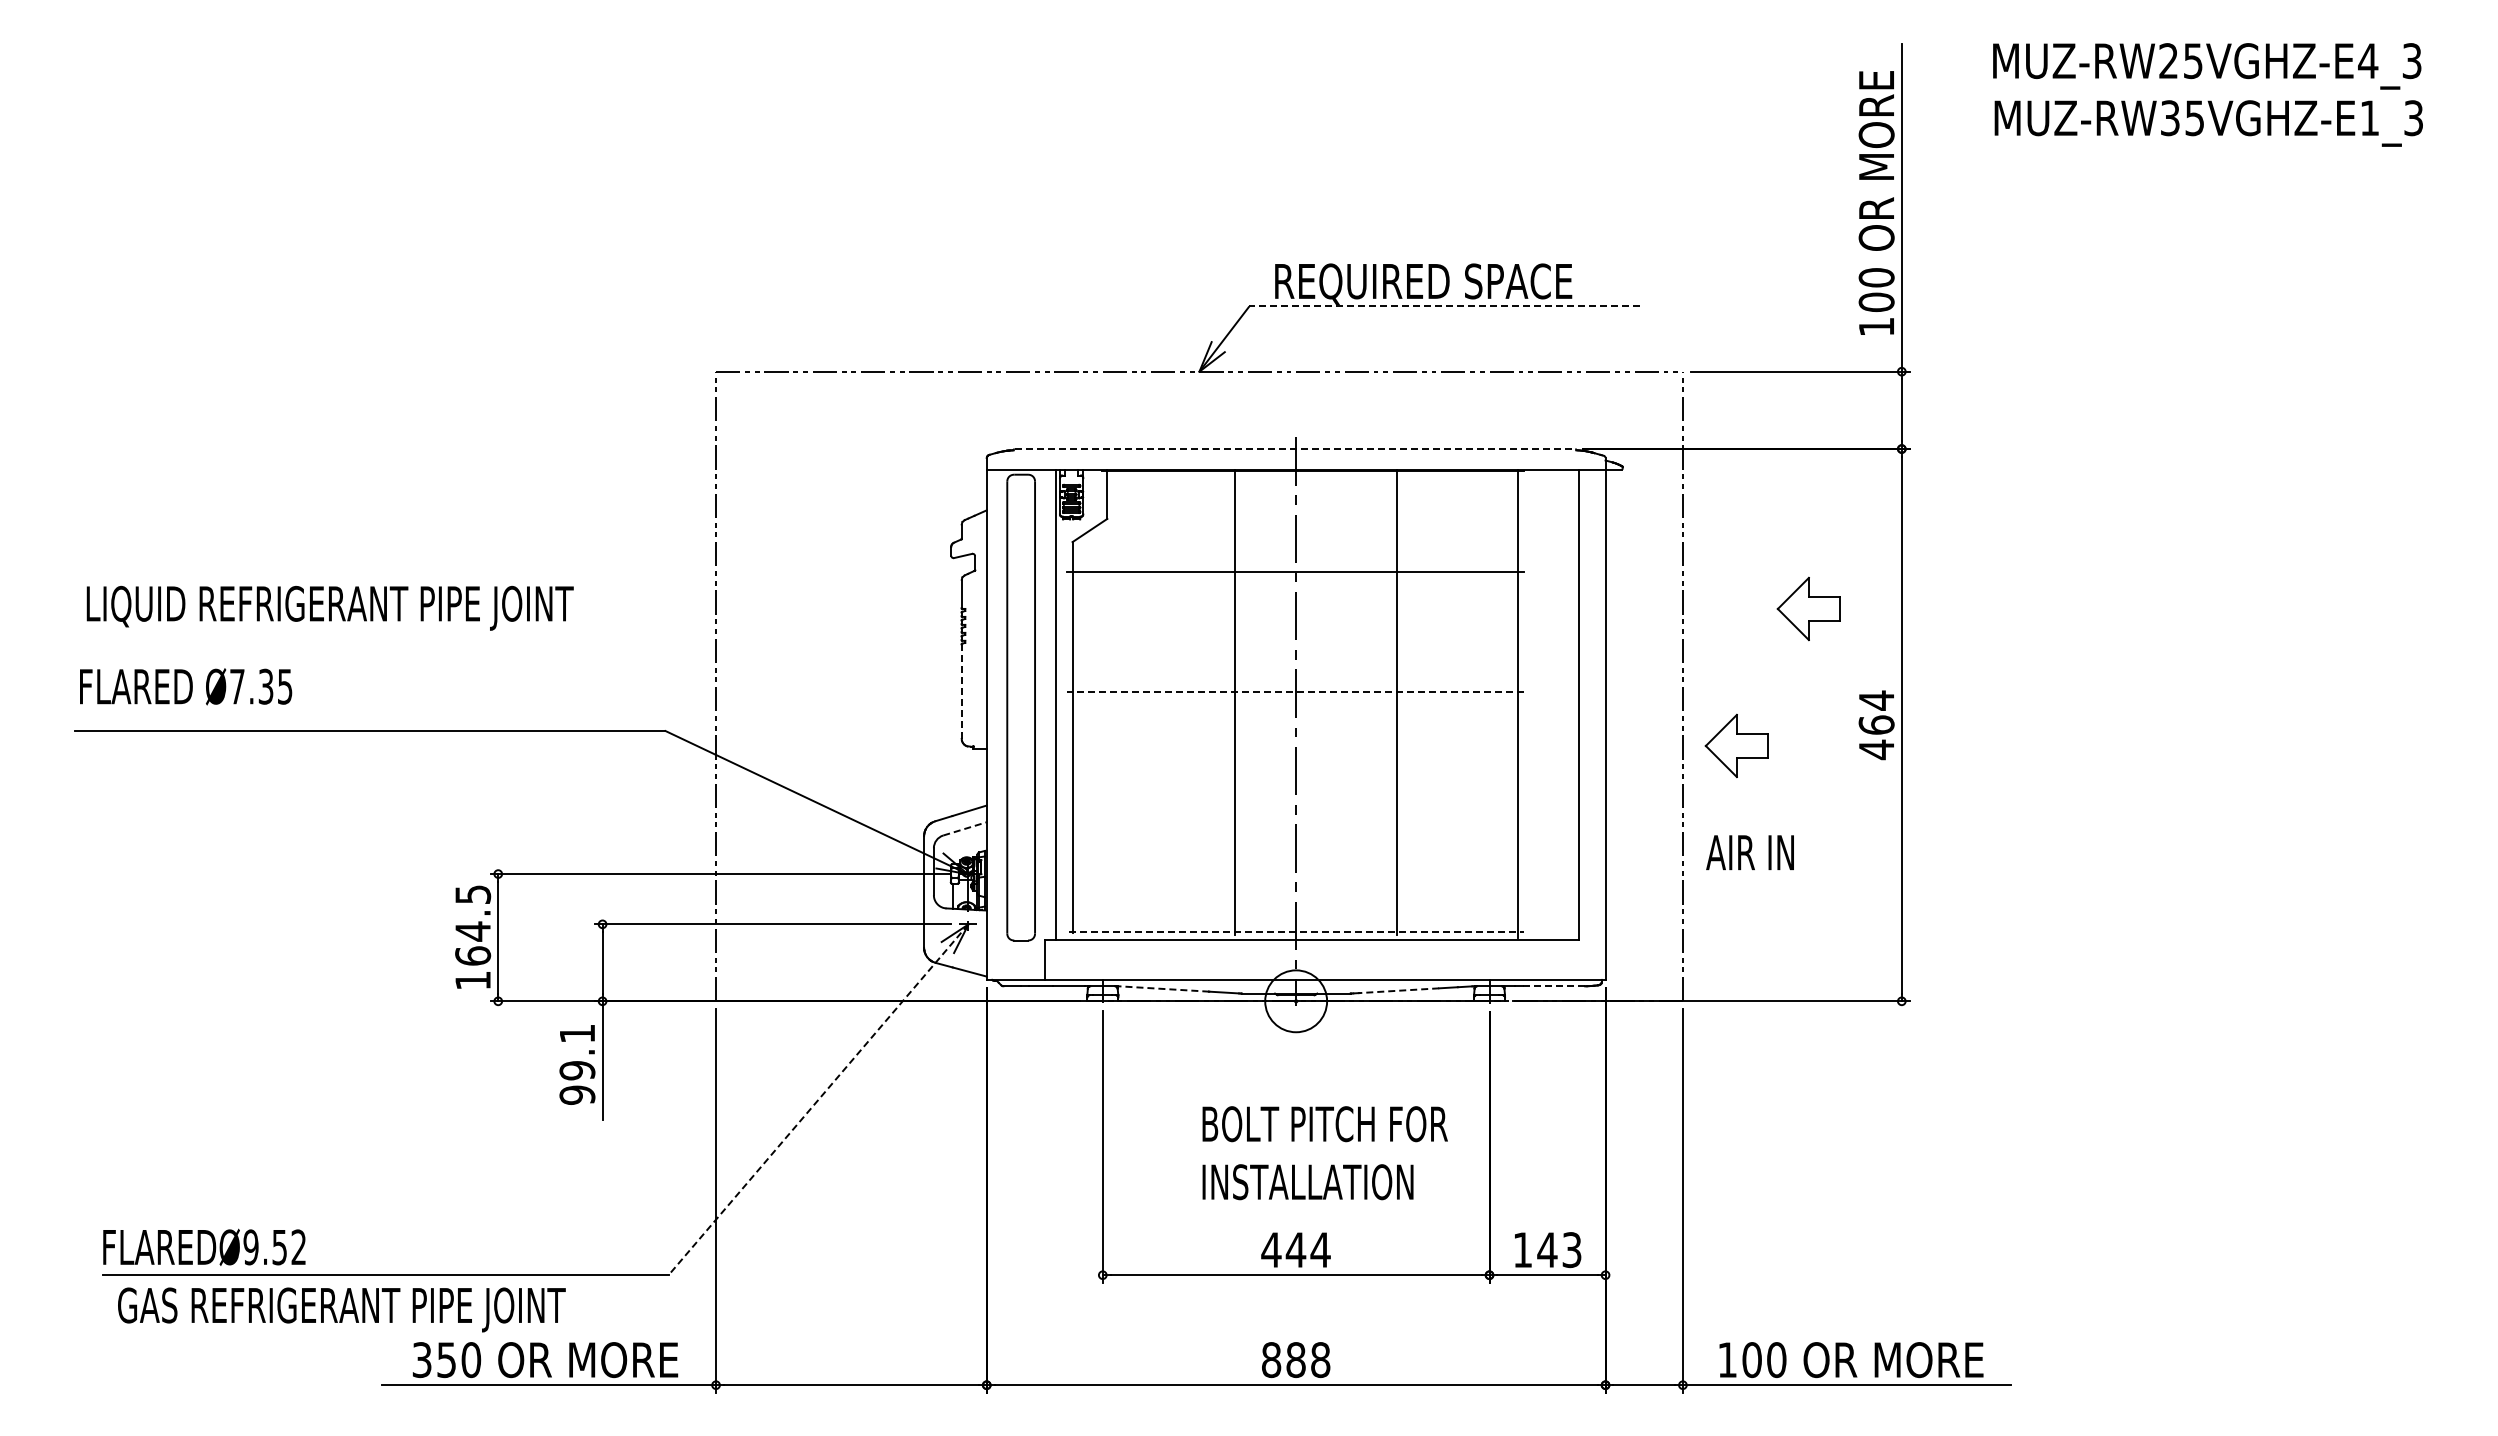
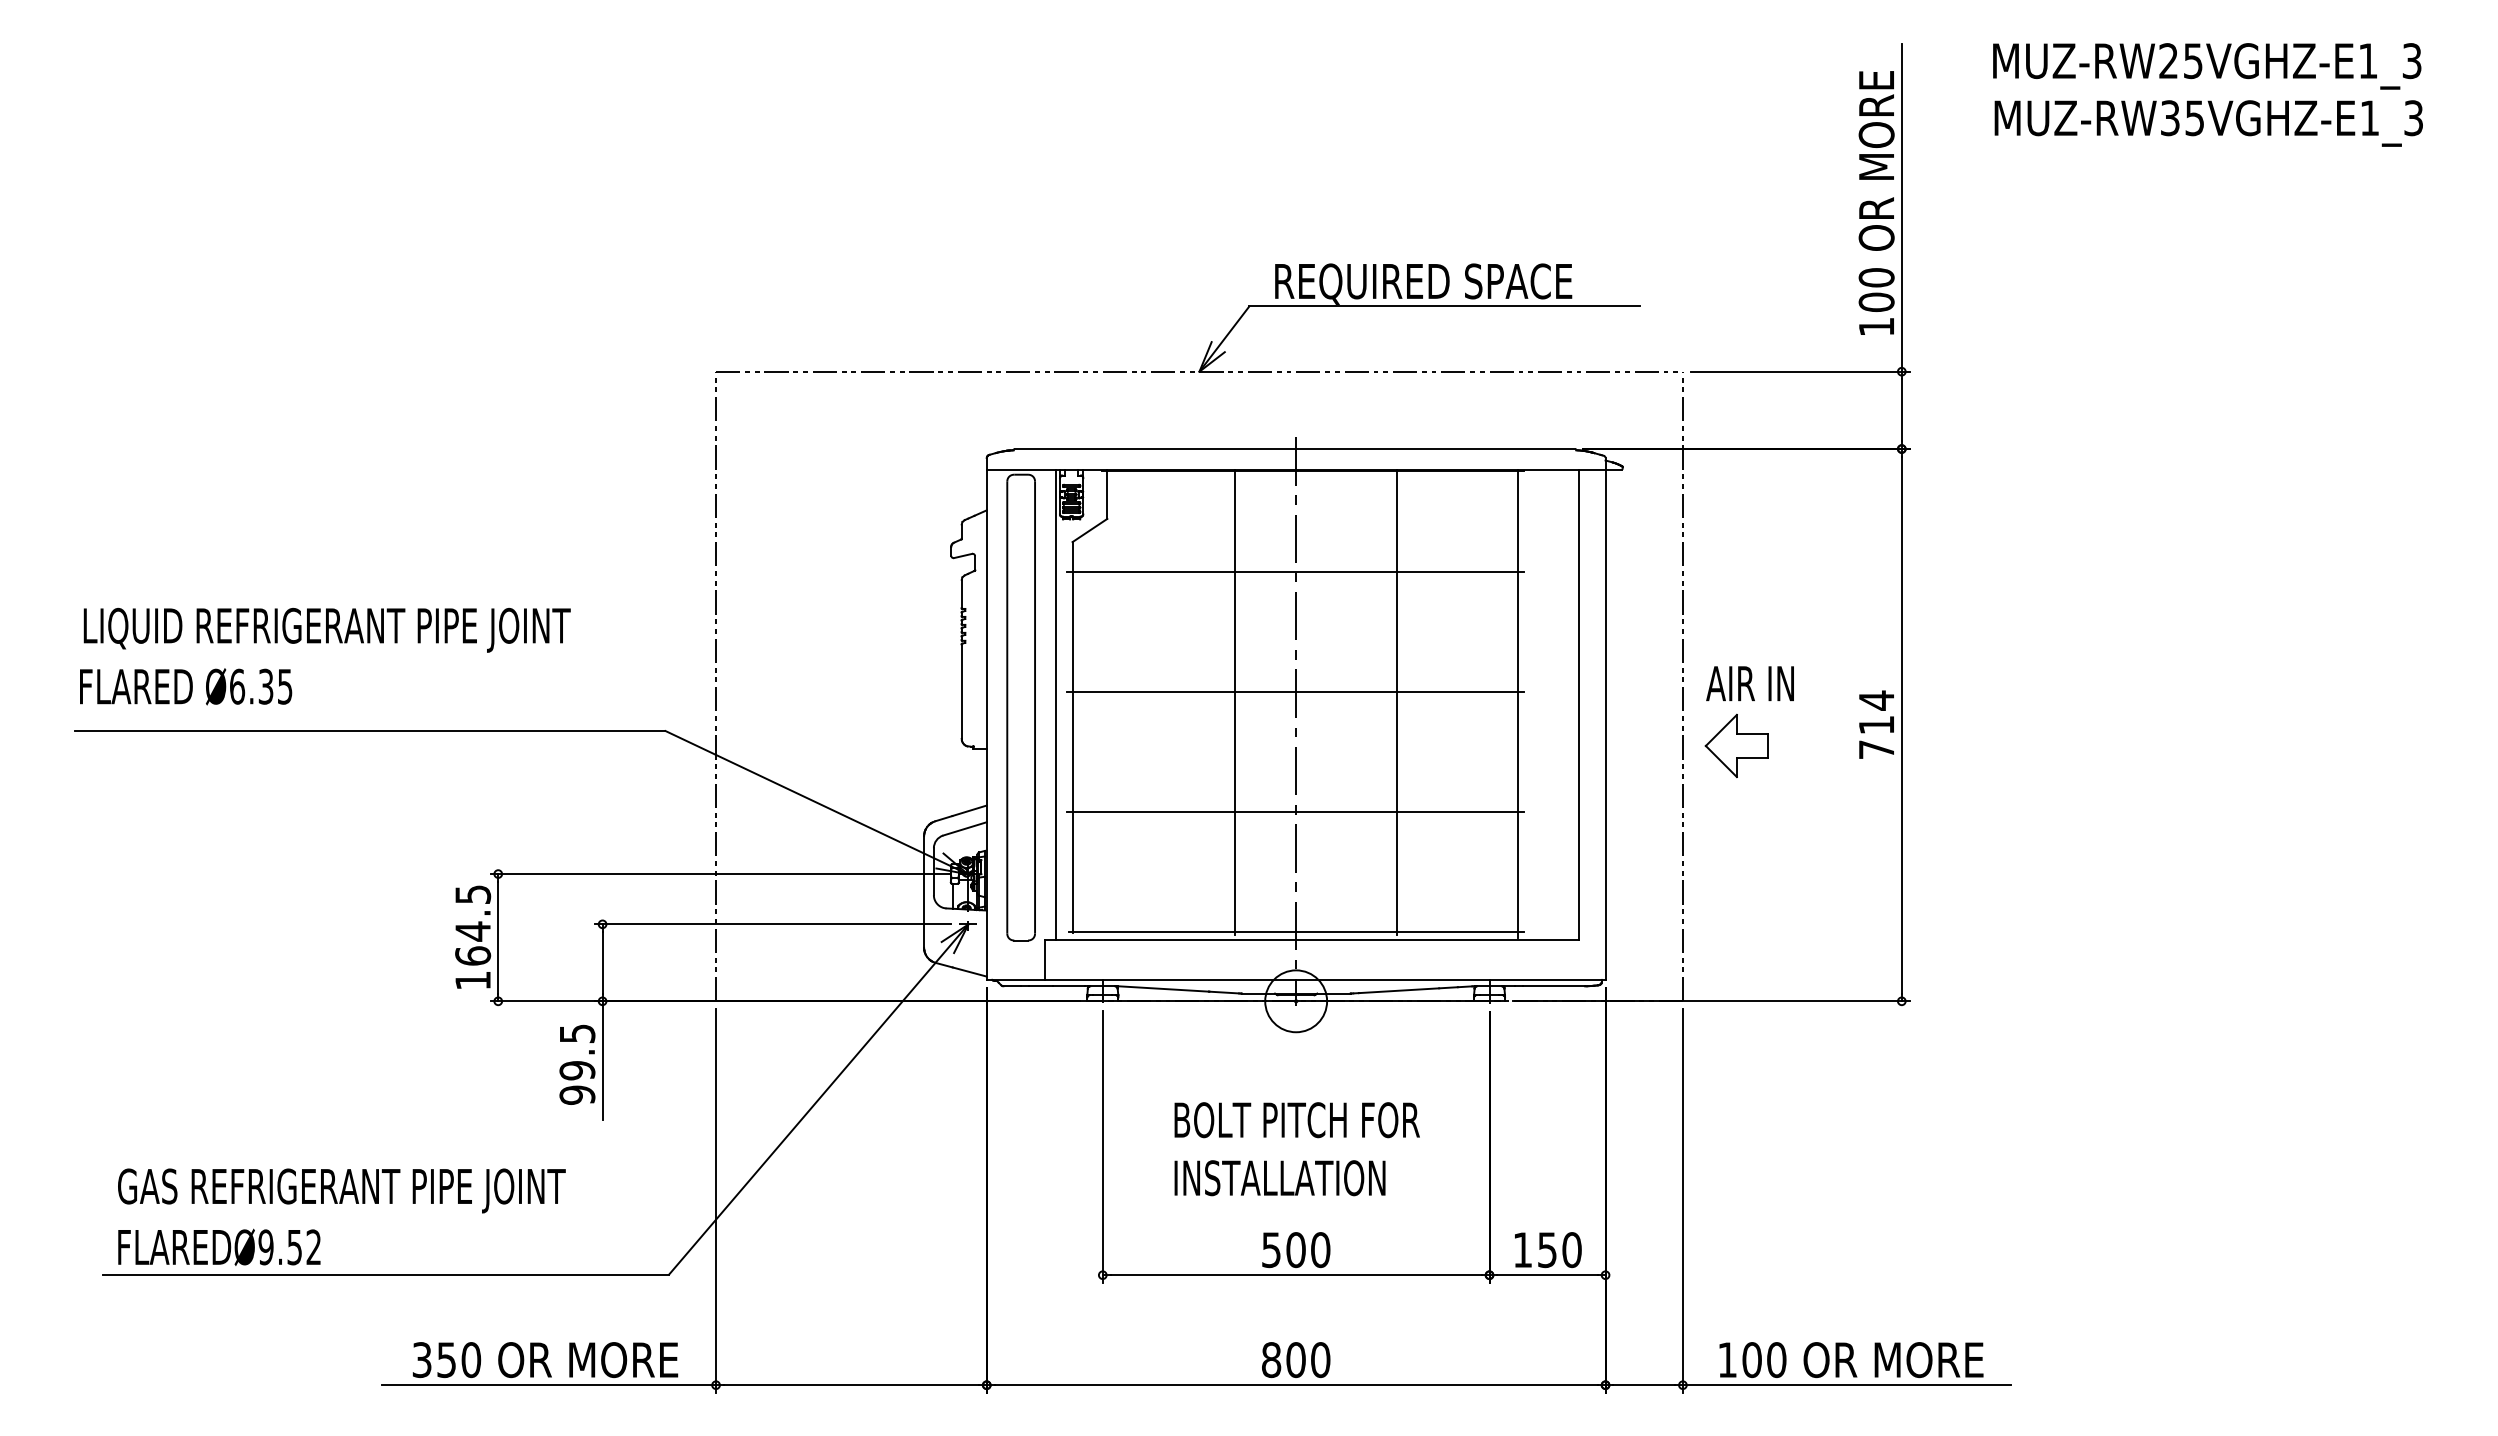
text: MUZ-RW25VGHZ-E4_3 -> MUZ-RW25VGHZ-E1_3 (2368, 60)
line: dashed -> solid (1444, 306)
line: dashed -> solid (1295, 449)
text position: (329, 607) -> (326, 629) (326, 629)
part: present -> none (1808, 608)
text: Ø7.35 -> Ø6.35 (237, 686)
line: dashed -> solid (1295, 691)
line: dashed -> solid (961, 692)
text: 464 -> 714 (1876, 737)
line: none -> present (1295, 811)
line: dashed -> solid (965, 828)
text position: (1749, 852) -> (1749, 683) (1749, 683)
line: dashed -> solid (1296, 931)
line: dashed -> solid (1554, 986)
line: dashed -> solid (1163, 988)
line: dashed -> solid (1398, 990)
text: 99.1 -> 99.5 (577, 1033)
line: dashed -> solid (818, 1099)
text position: (1324, 1153) -> (1296, 1149) (1296, 1149)
text position: (204, 1246) -> (219, 1246) (219, 1246)
text: 444 -> 500 (1295, 1250)
text: 143 -> 150 (1559, 1250)
text position: (341, 1309) -> (341, 1190) (341, 1190)
text: 888 -> 800 (1308, 1359)
